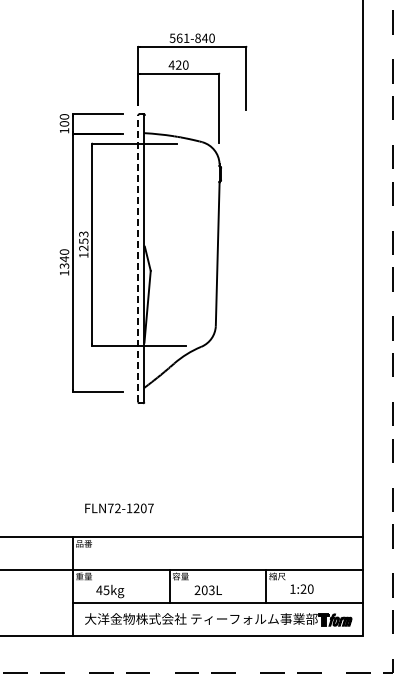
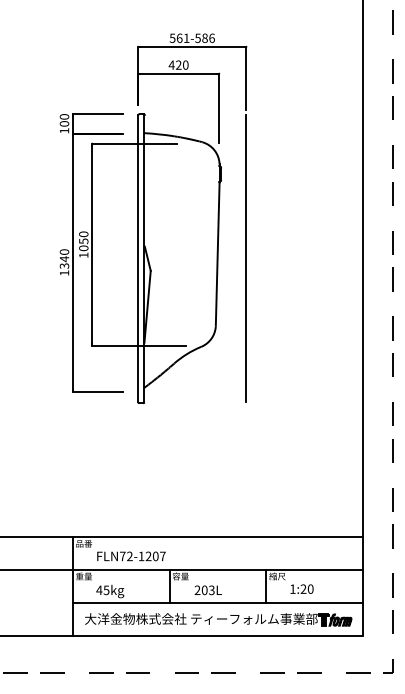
text: 561-840 -> 561-586 (204, 37)
text: 1253 -> 1050 (83, 241)
line: dashed -> solid (138, 258)
line: none -> present (246, 258)
text position: (119, 508) -> (131, 556) (131, 556)
